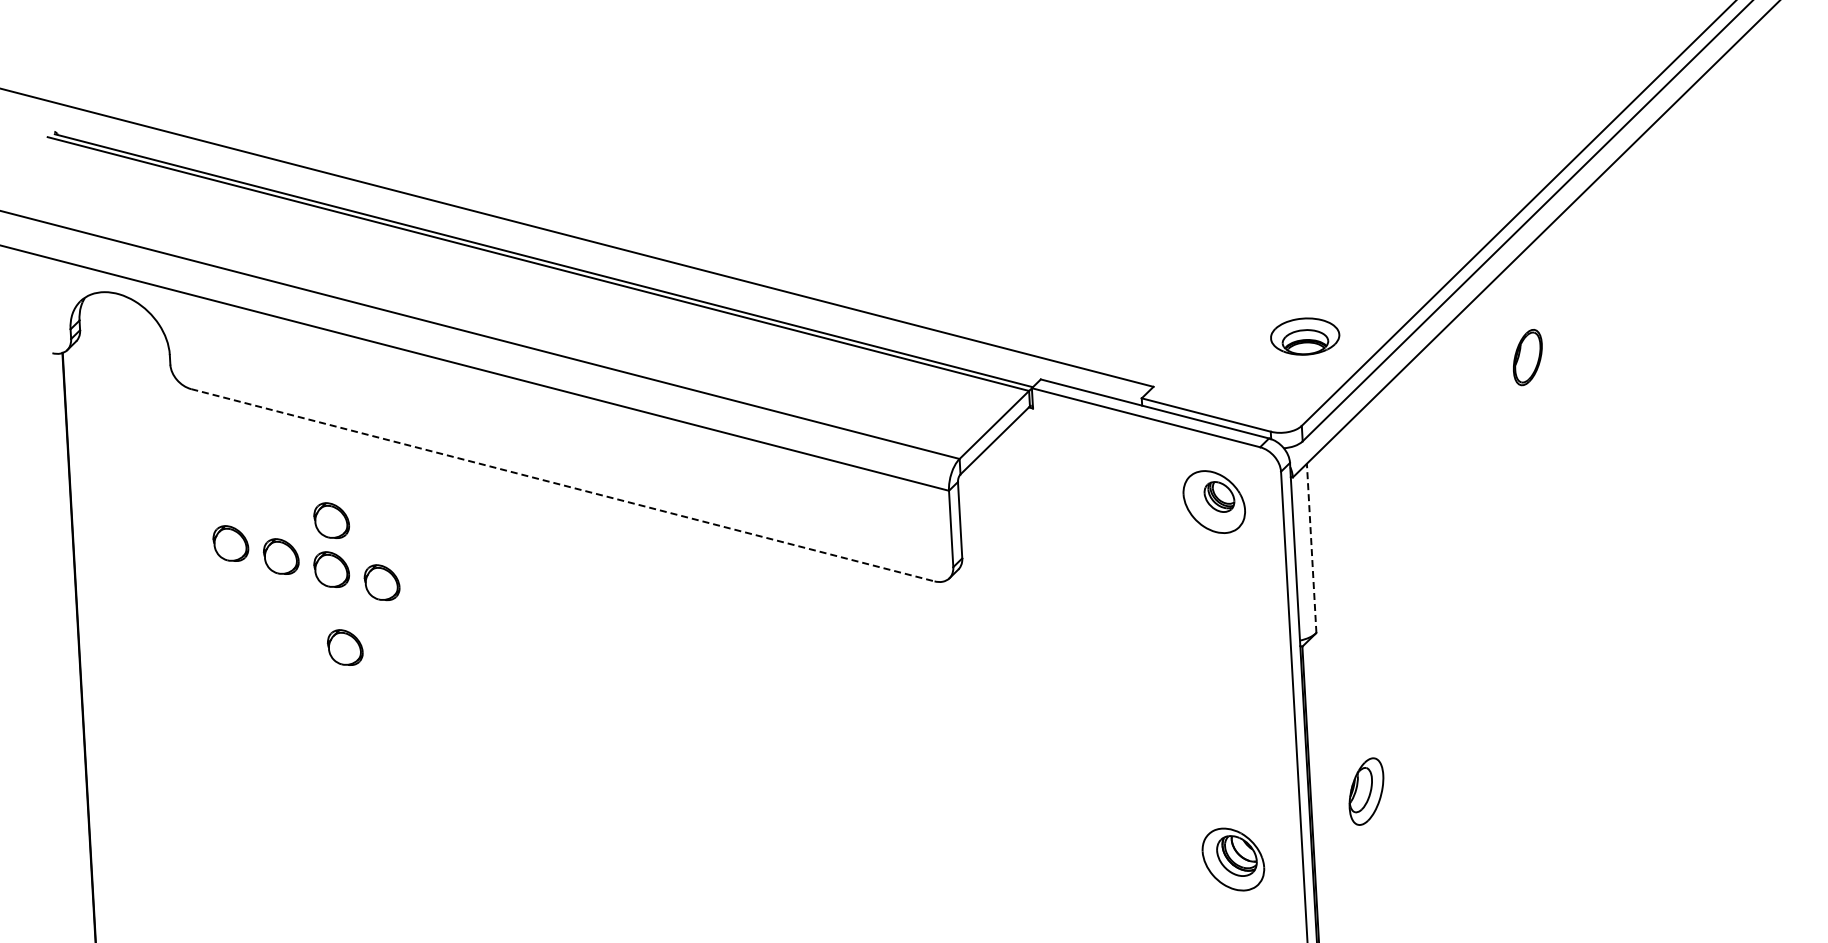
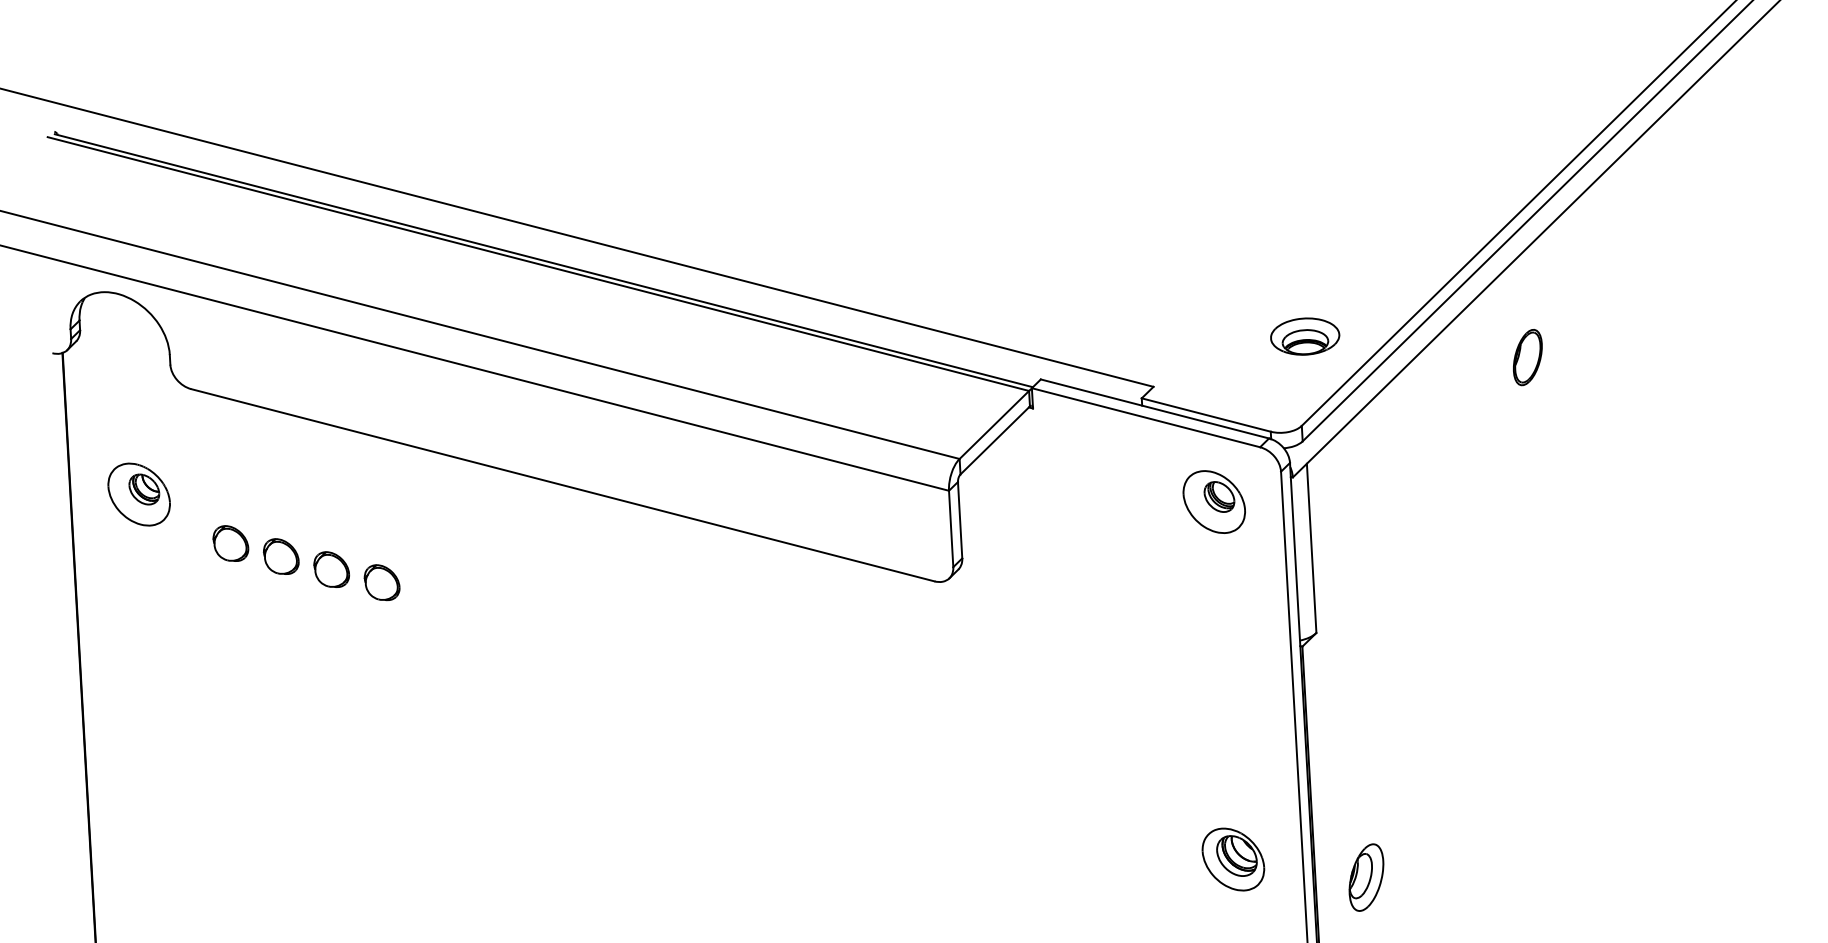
line: dashed -> solid (562, 485)
part: none -> present (138, 494)
part: present -> none (331, 520)
line: dashed -> solid (1311, 548)
part: present -> none (345, 647)
part position: (1366, 791) -> (1366, 877) (1366, 877)
